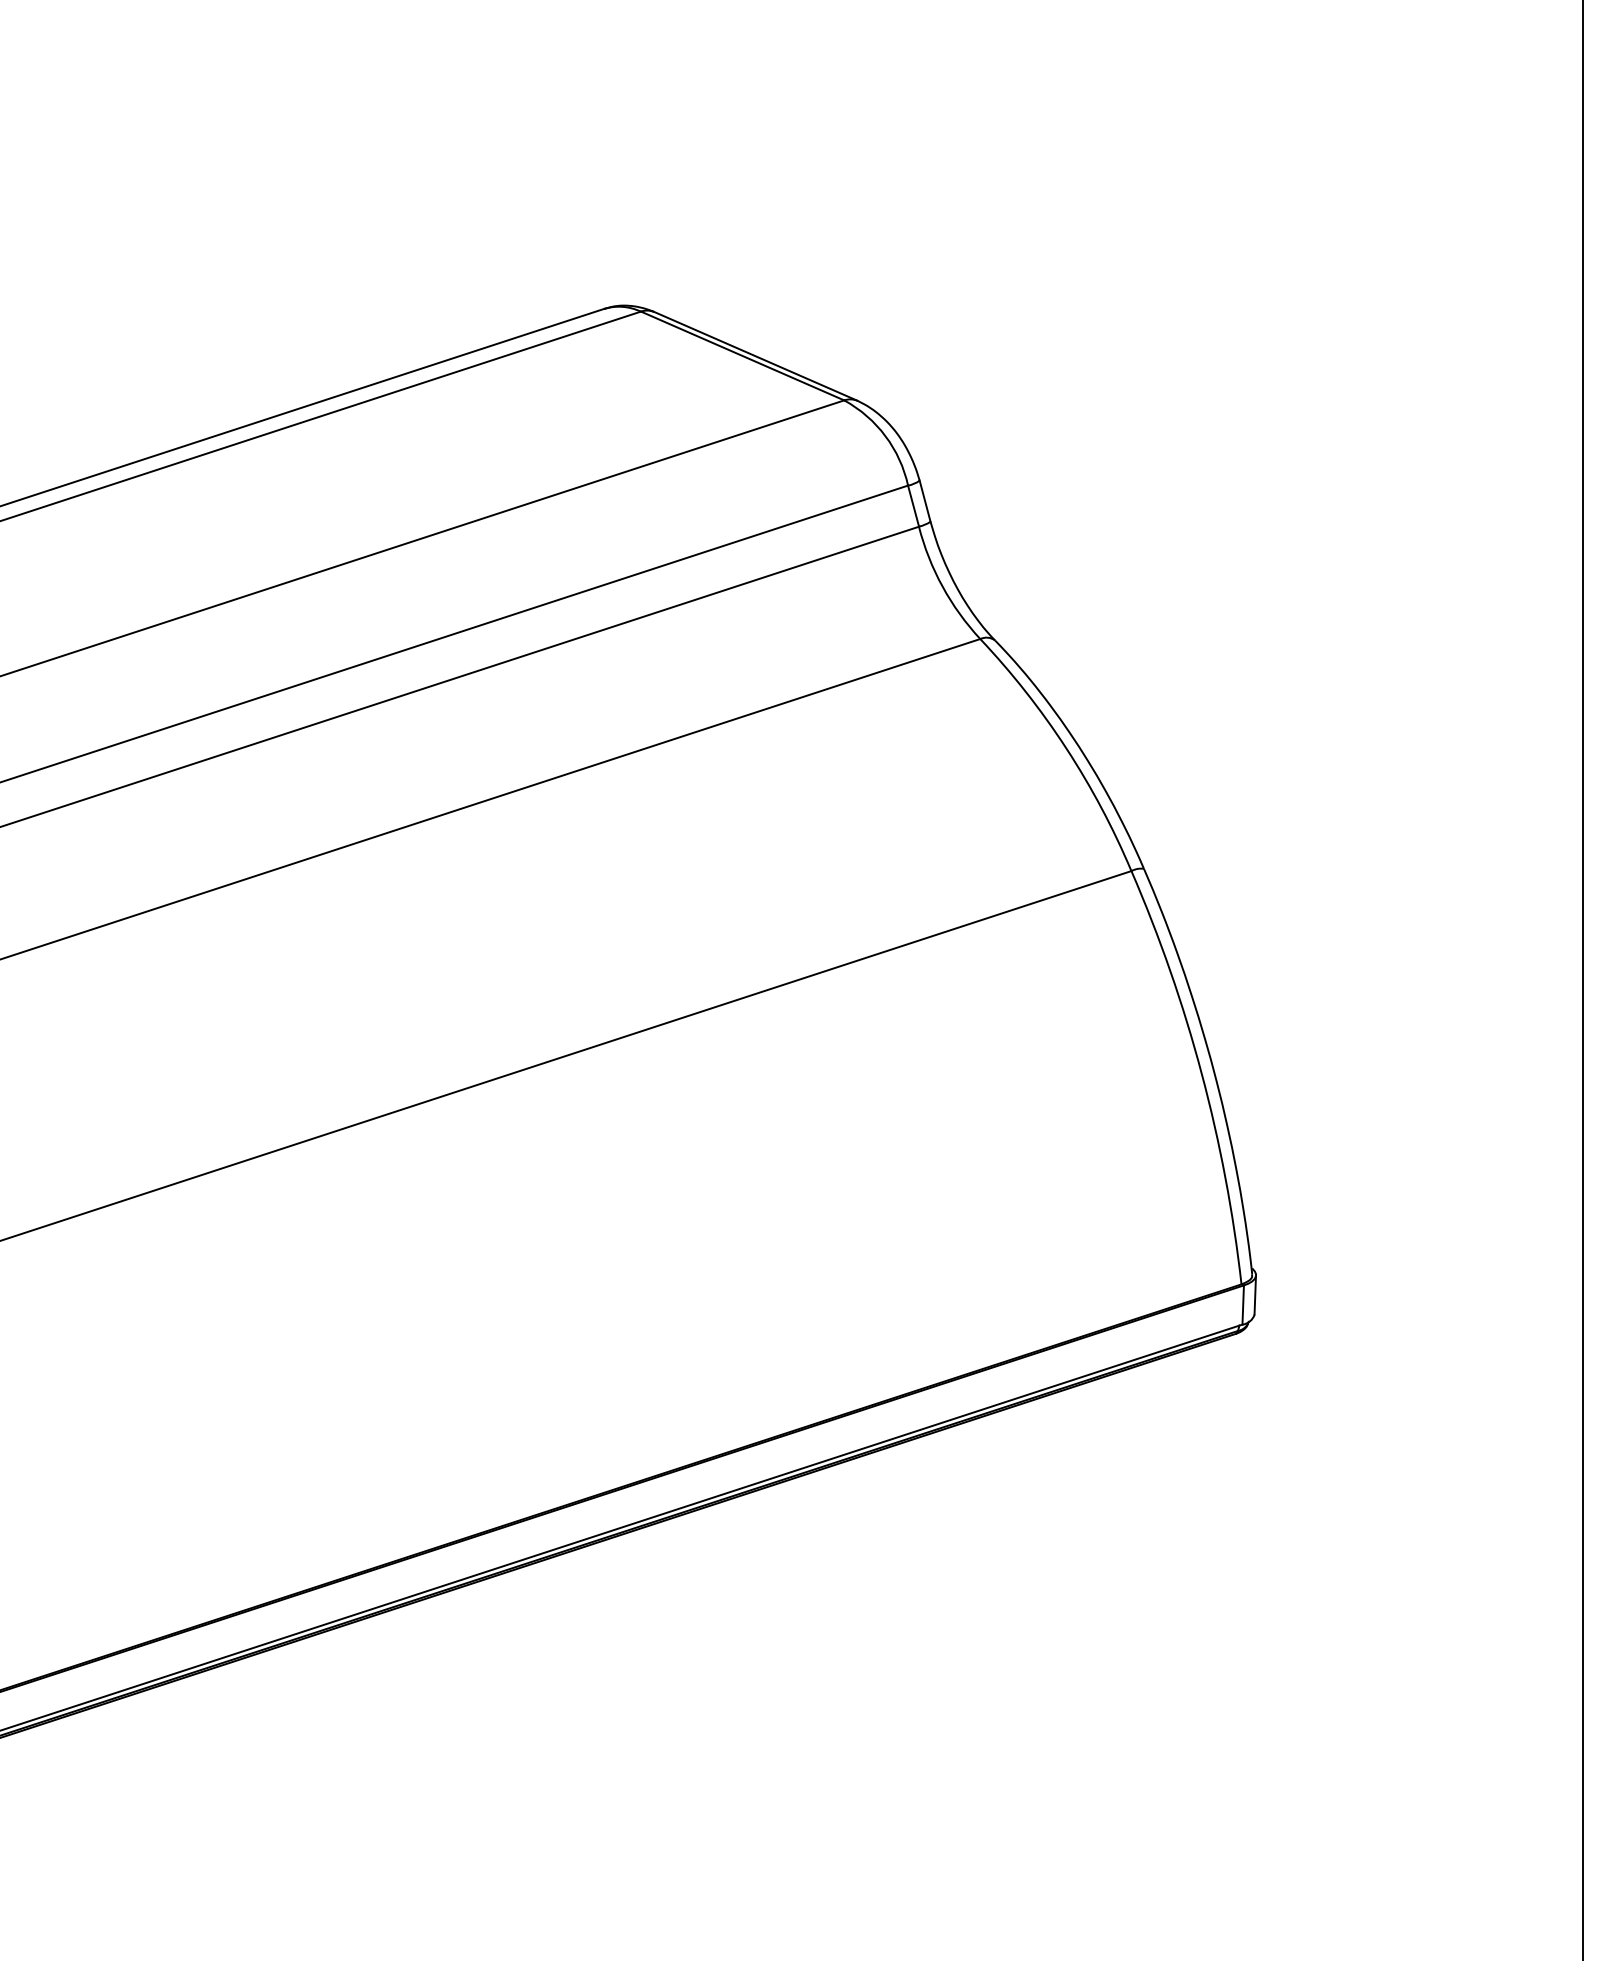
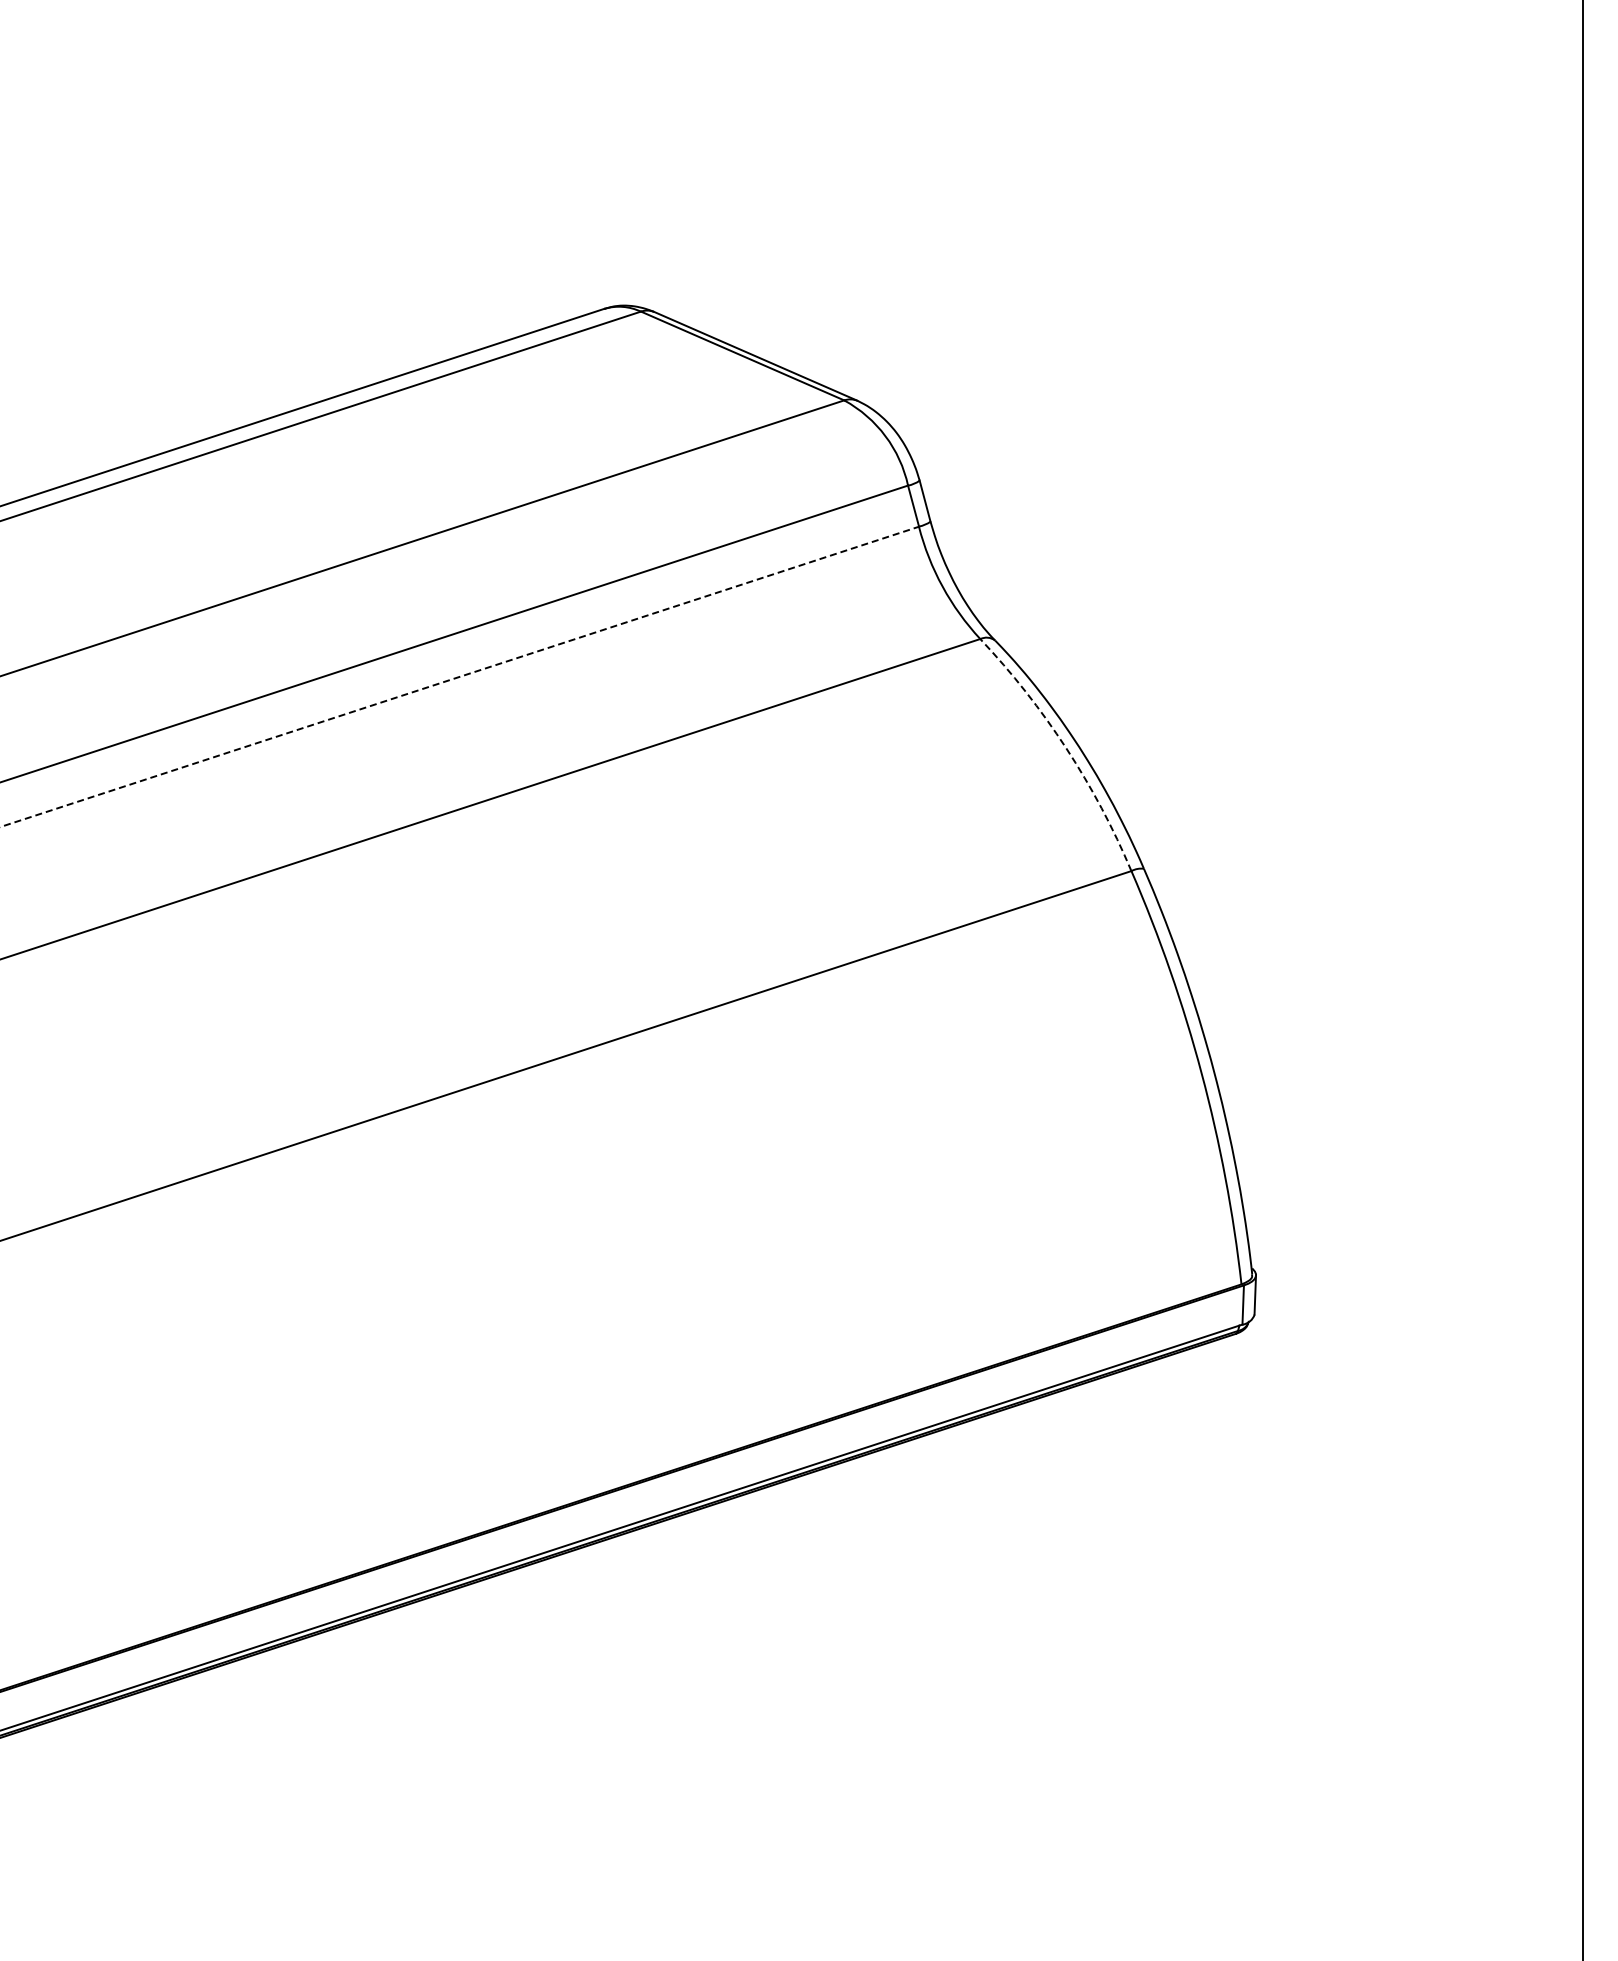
line: solid -> dashed (460, 676)
arc: solid -> dashed (1066, 748)
